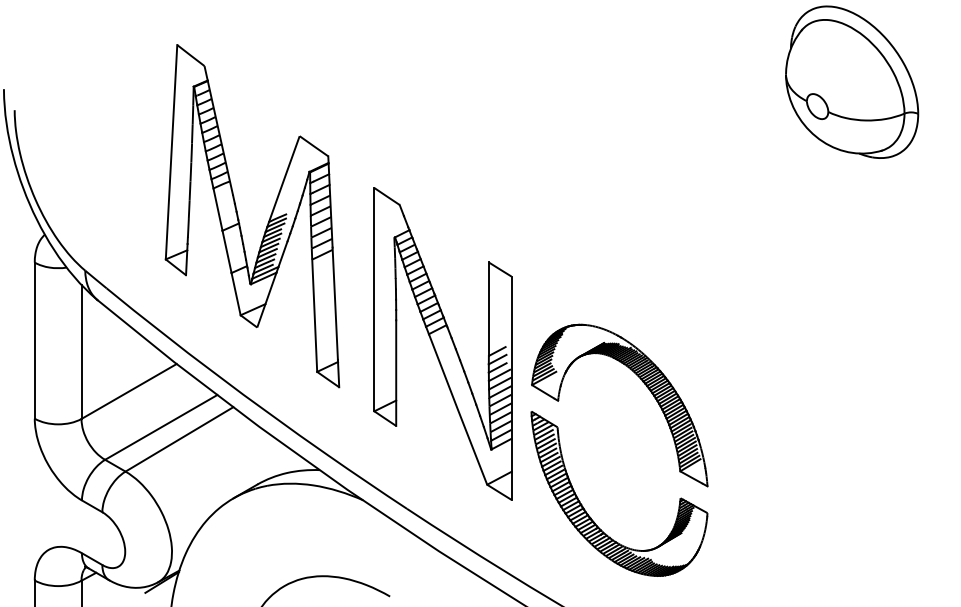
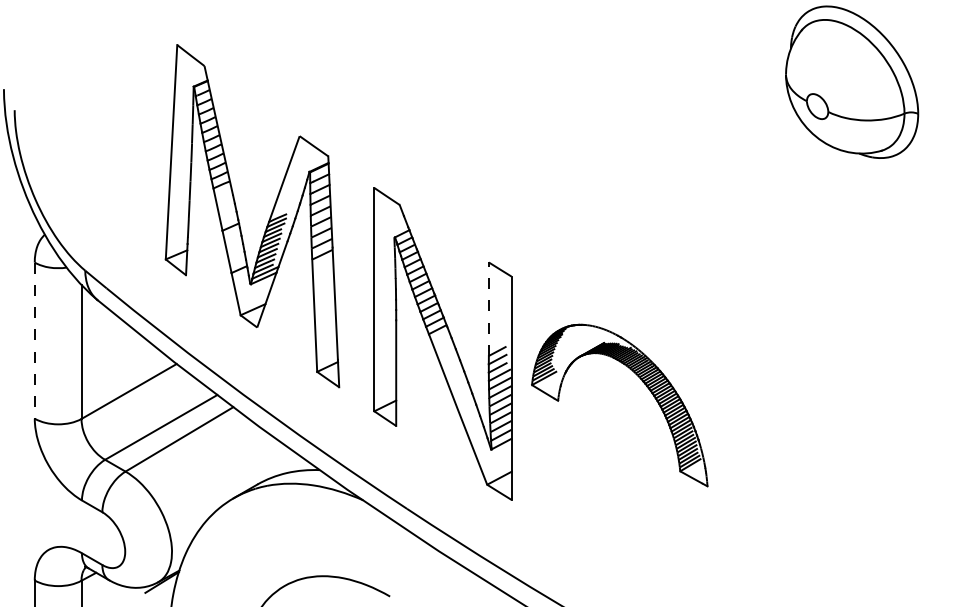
line: solid -> dashed (488, 309)
line: solid -> dashed (34, 341)
part: present -> none (591, 517)
